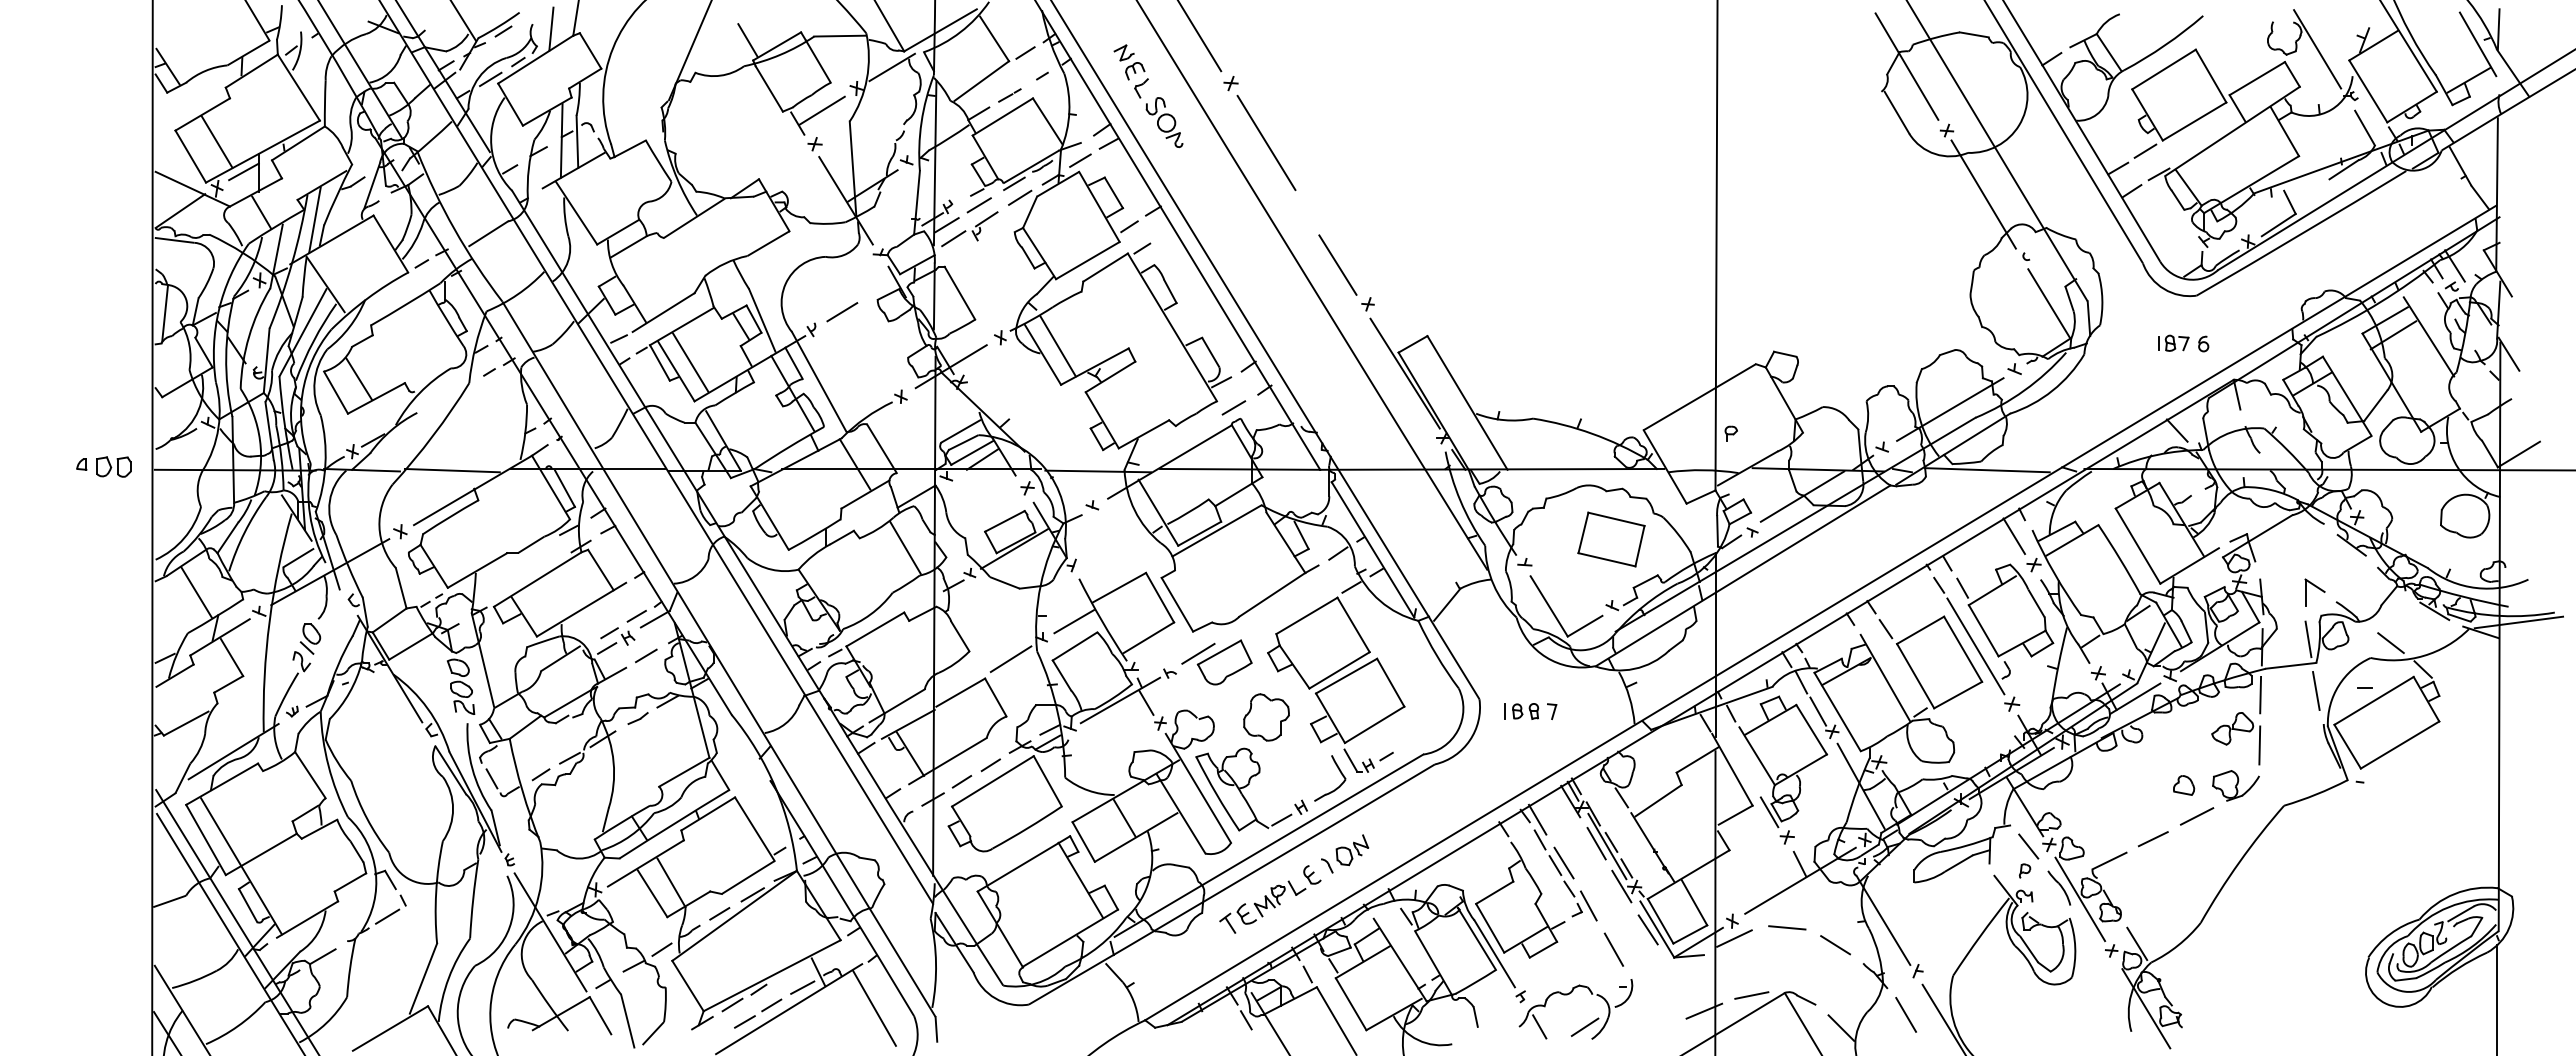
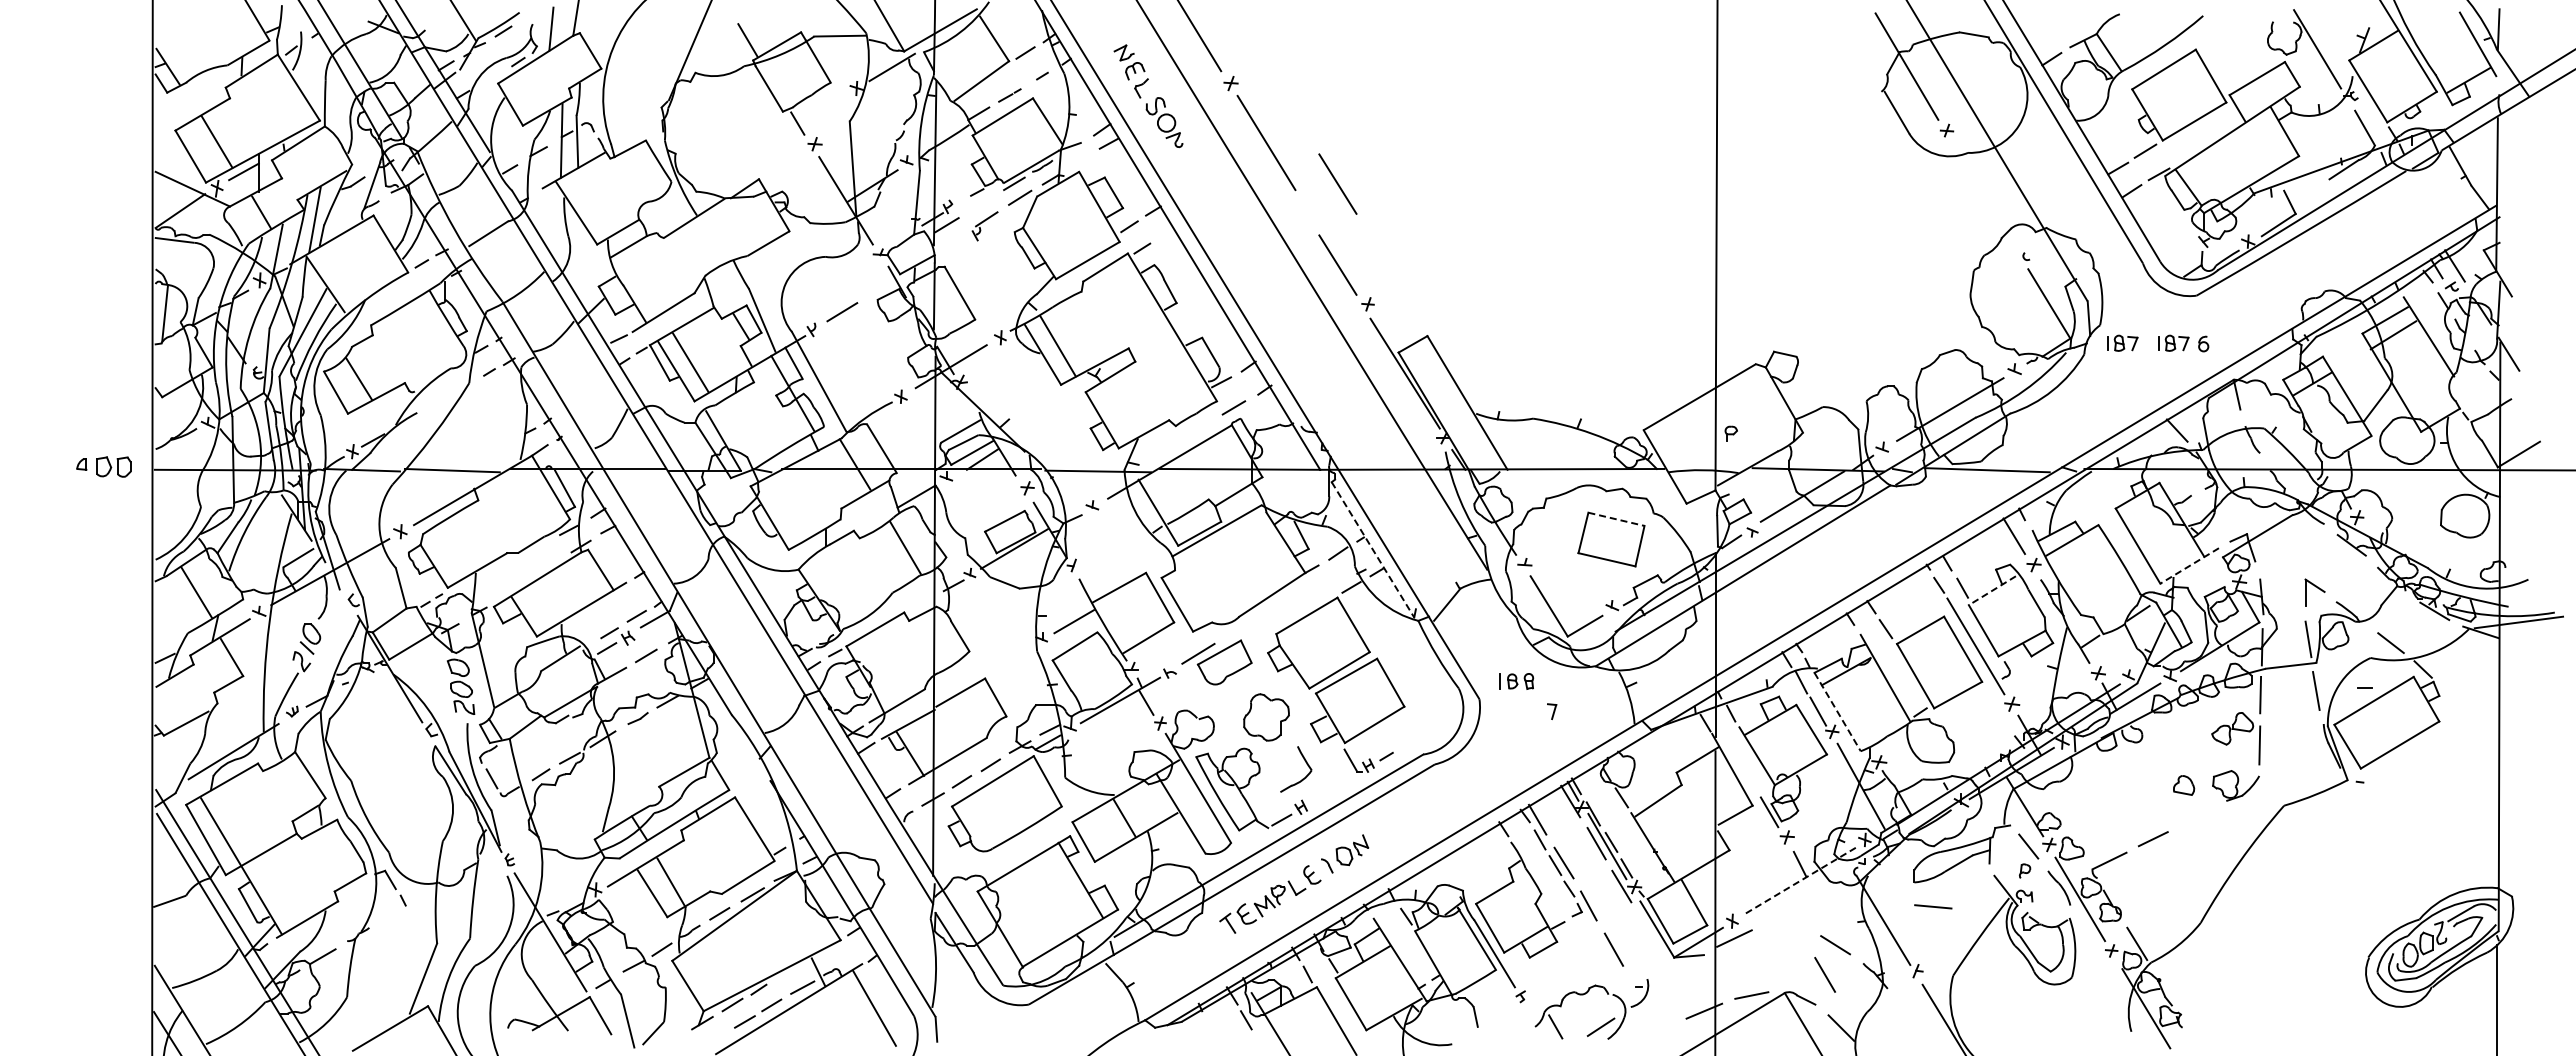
line: present -> none (490, 79)
line: present -> none (821, 110)
line: present -> none (1080, 160)
line: none -> present (1337, 183)
line: present -> none (1983, 194)
line: present -> none (978, 205)
line: present -> none (953, 238)
part: none -> present (2122, 342)
line: solid -> dashed (1616, 519)
line: solid -> dashed (1373, 550)
line: solid -> dashed (2189, 566)
line: solid -> dashed (1992, 590)
line: present -> none (1010, 659)
part position: (1521, 711) -> (1516, 681) (1516, 681)
line: solid -> dashed (1837, 712)
part position: (1336, 787) -> (1302, 778) (1302, 778)
line: present -> none (2197, 816)
line: solid -> dashed (1800, 881)
line: present -> none (387, 916)
line position: (1787, 927) -> (1933, 906) (1933, 906)
line: present -> none (1647, 929)
part position: (1567, 995) -> (1583, 995) (1583, 995)
line position: (1905, 1014) -> (1824, 974) (1824, 974)
